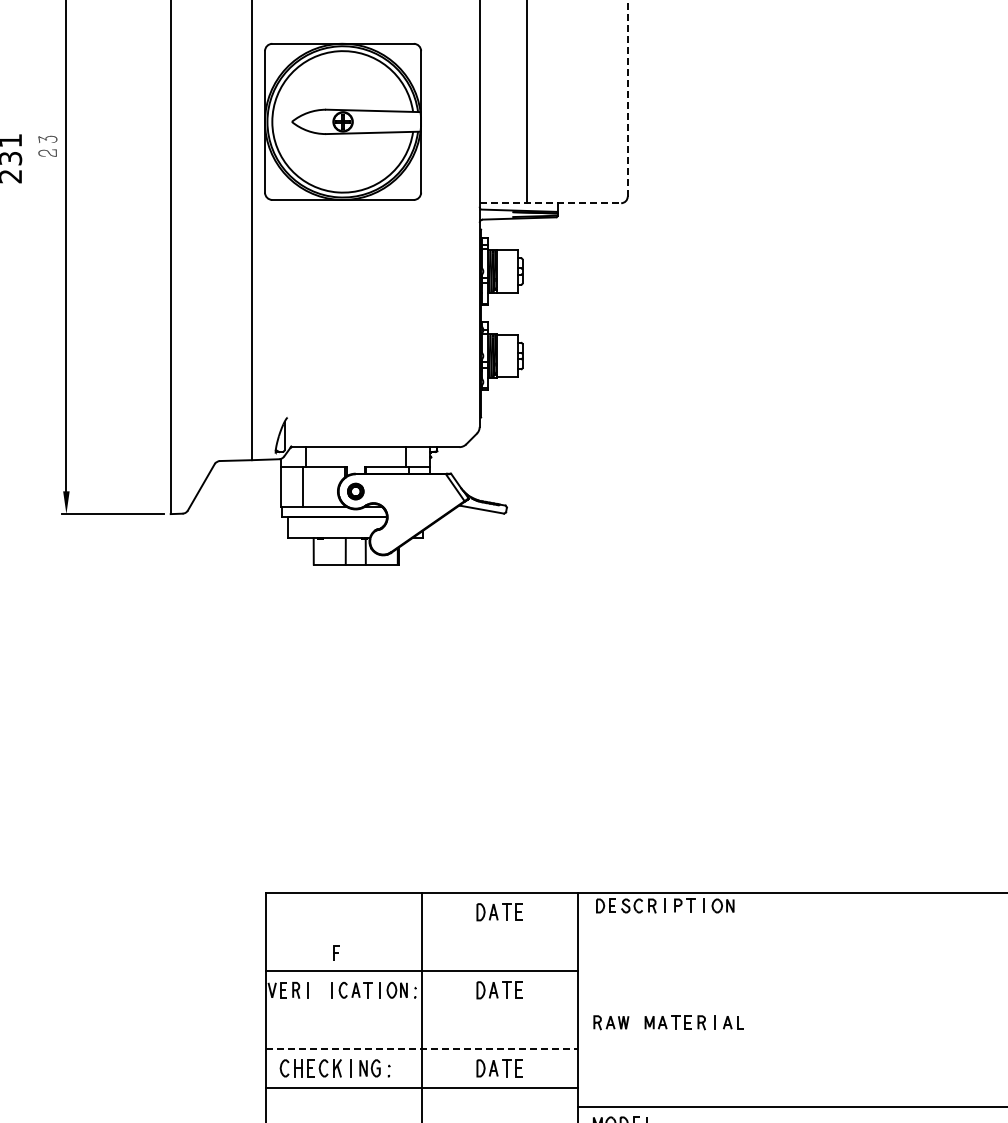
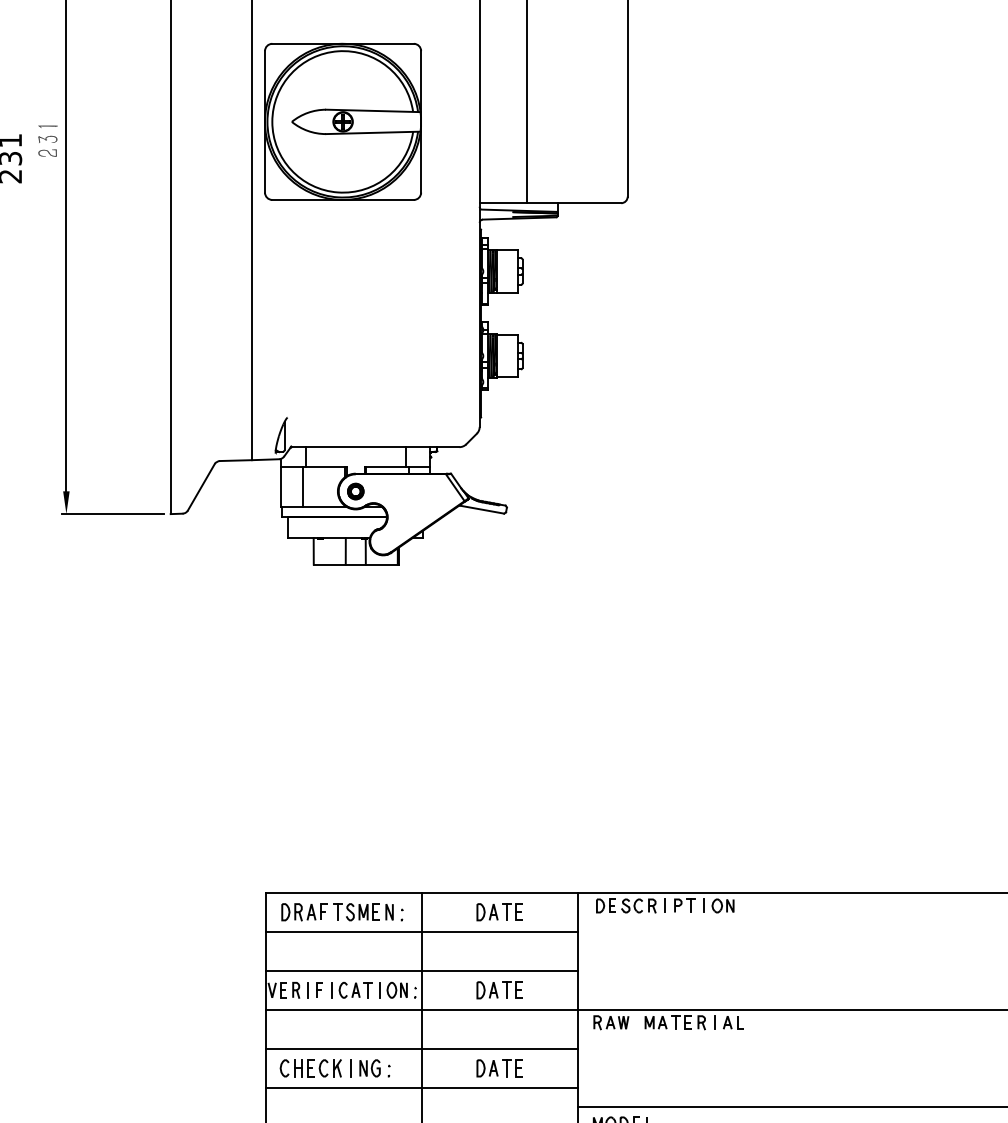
line: dashed -> solid (627, 98)
line: none -> present (47, 126)
line: dashed -> solid (550, 203)
part: none -> present (342, 912)
line: none -> present (422, 931)
part position: (336, 952) -> (319, 989) (319, 989)
line: none -> present (635, 1009)
line: dashed -> solid (422, 1048)
